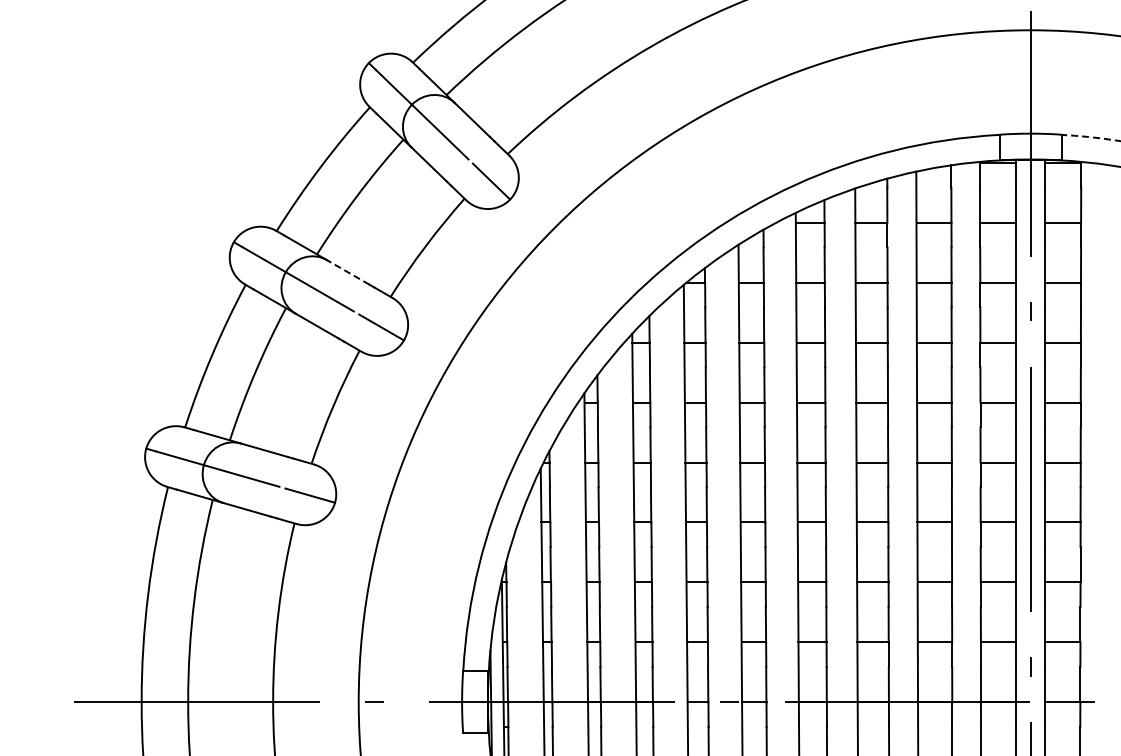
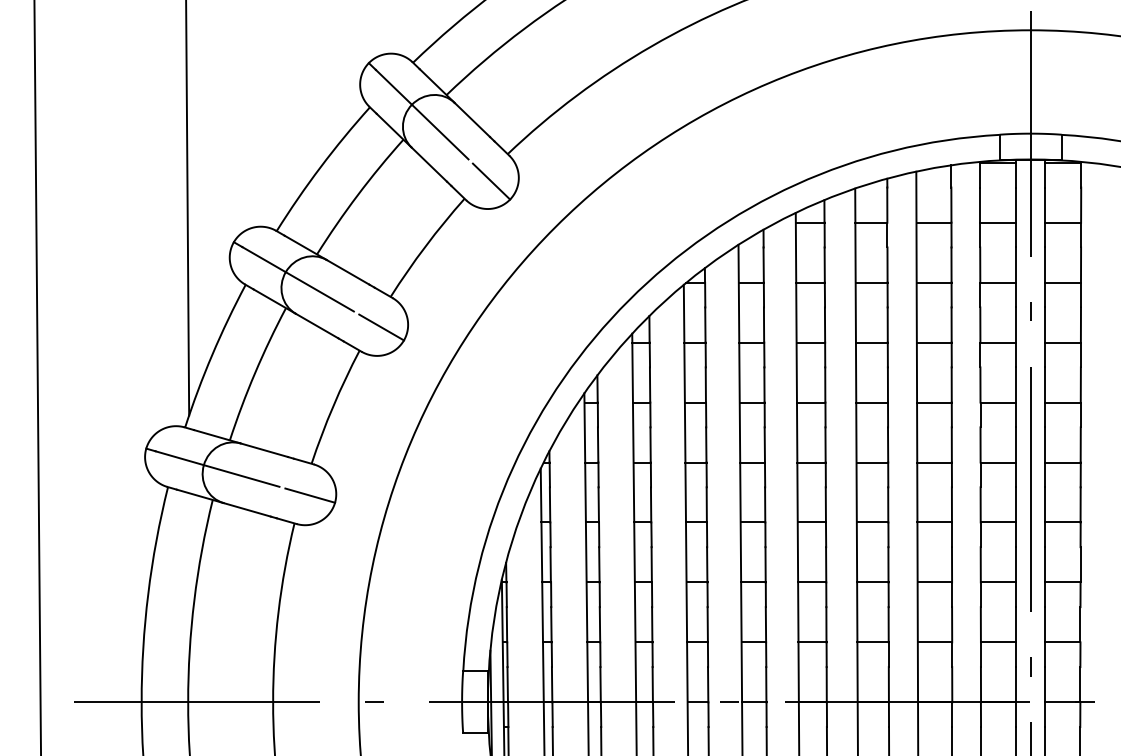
arc: dashed -> solid (1091, 137)
line: none -> present (187, 208)
line: dashed -> solid (348, 272)
line: none -> present (37, 377)
